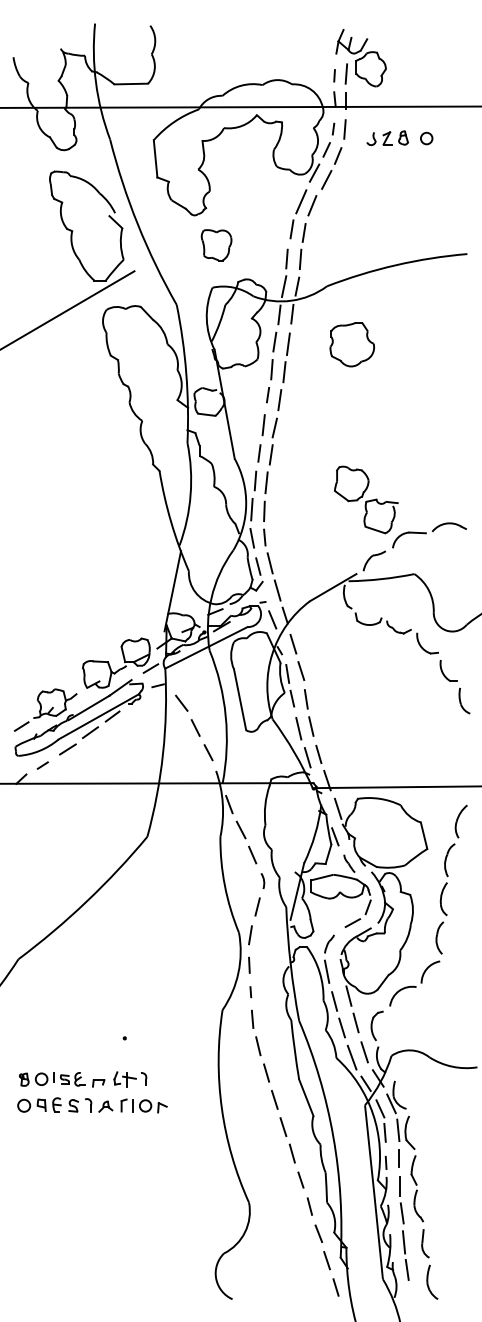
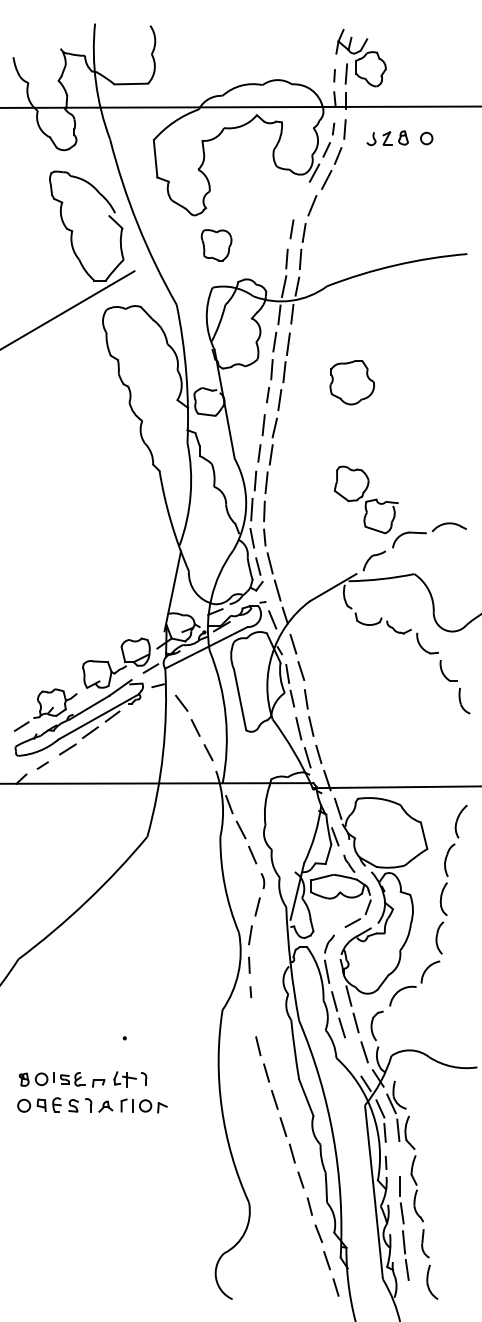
line: present -> none (301, 201)
part position: (351, 344) -> (351, 382) (351, 382)
line: present -> none (252, 1018)
line: present -> none (351, 1057)
line: present -> none (398, 1158)
